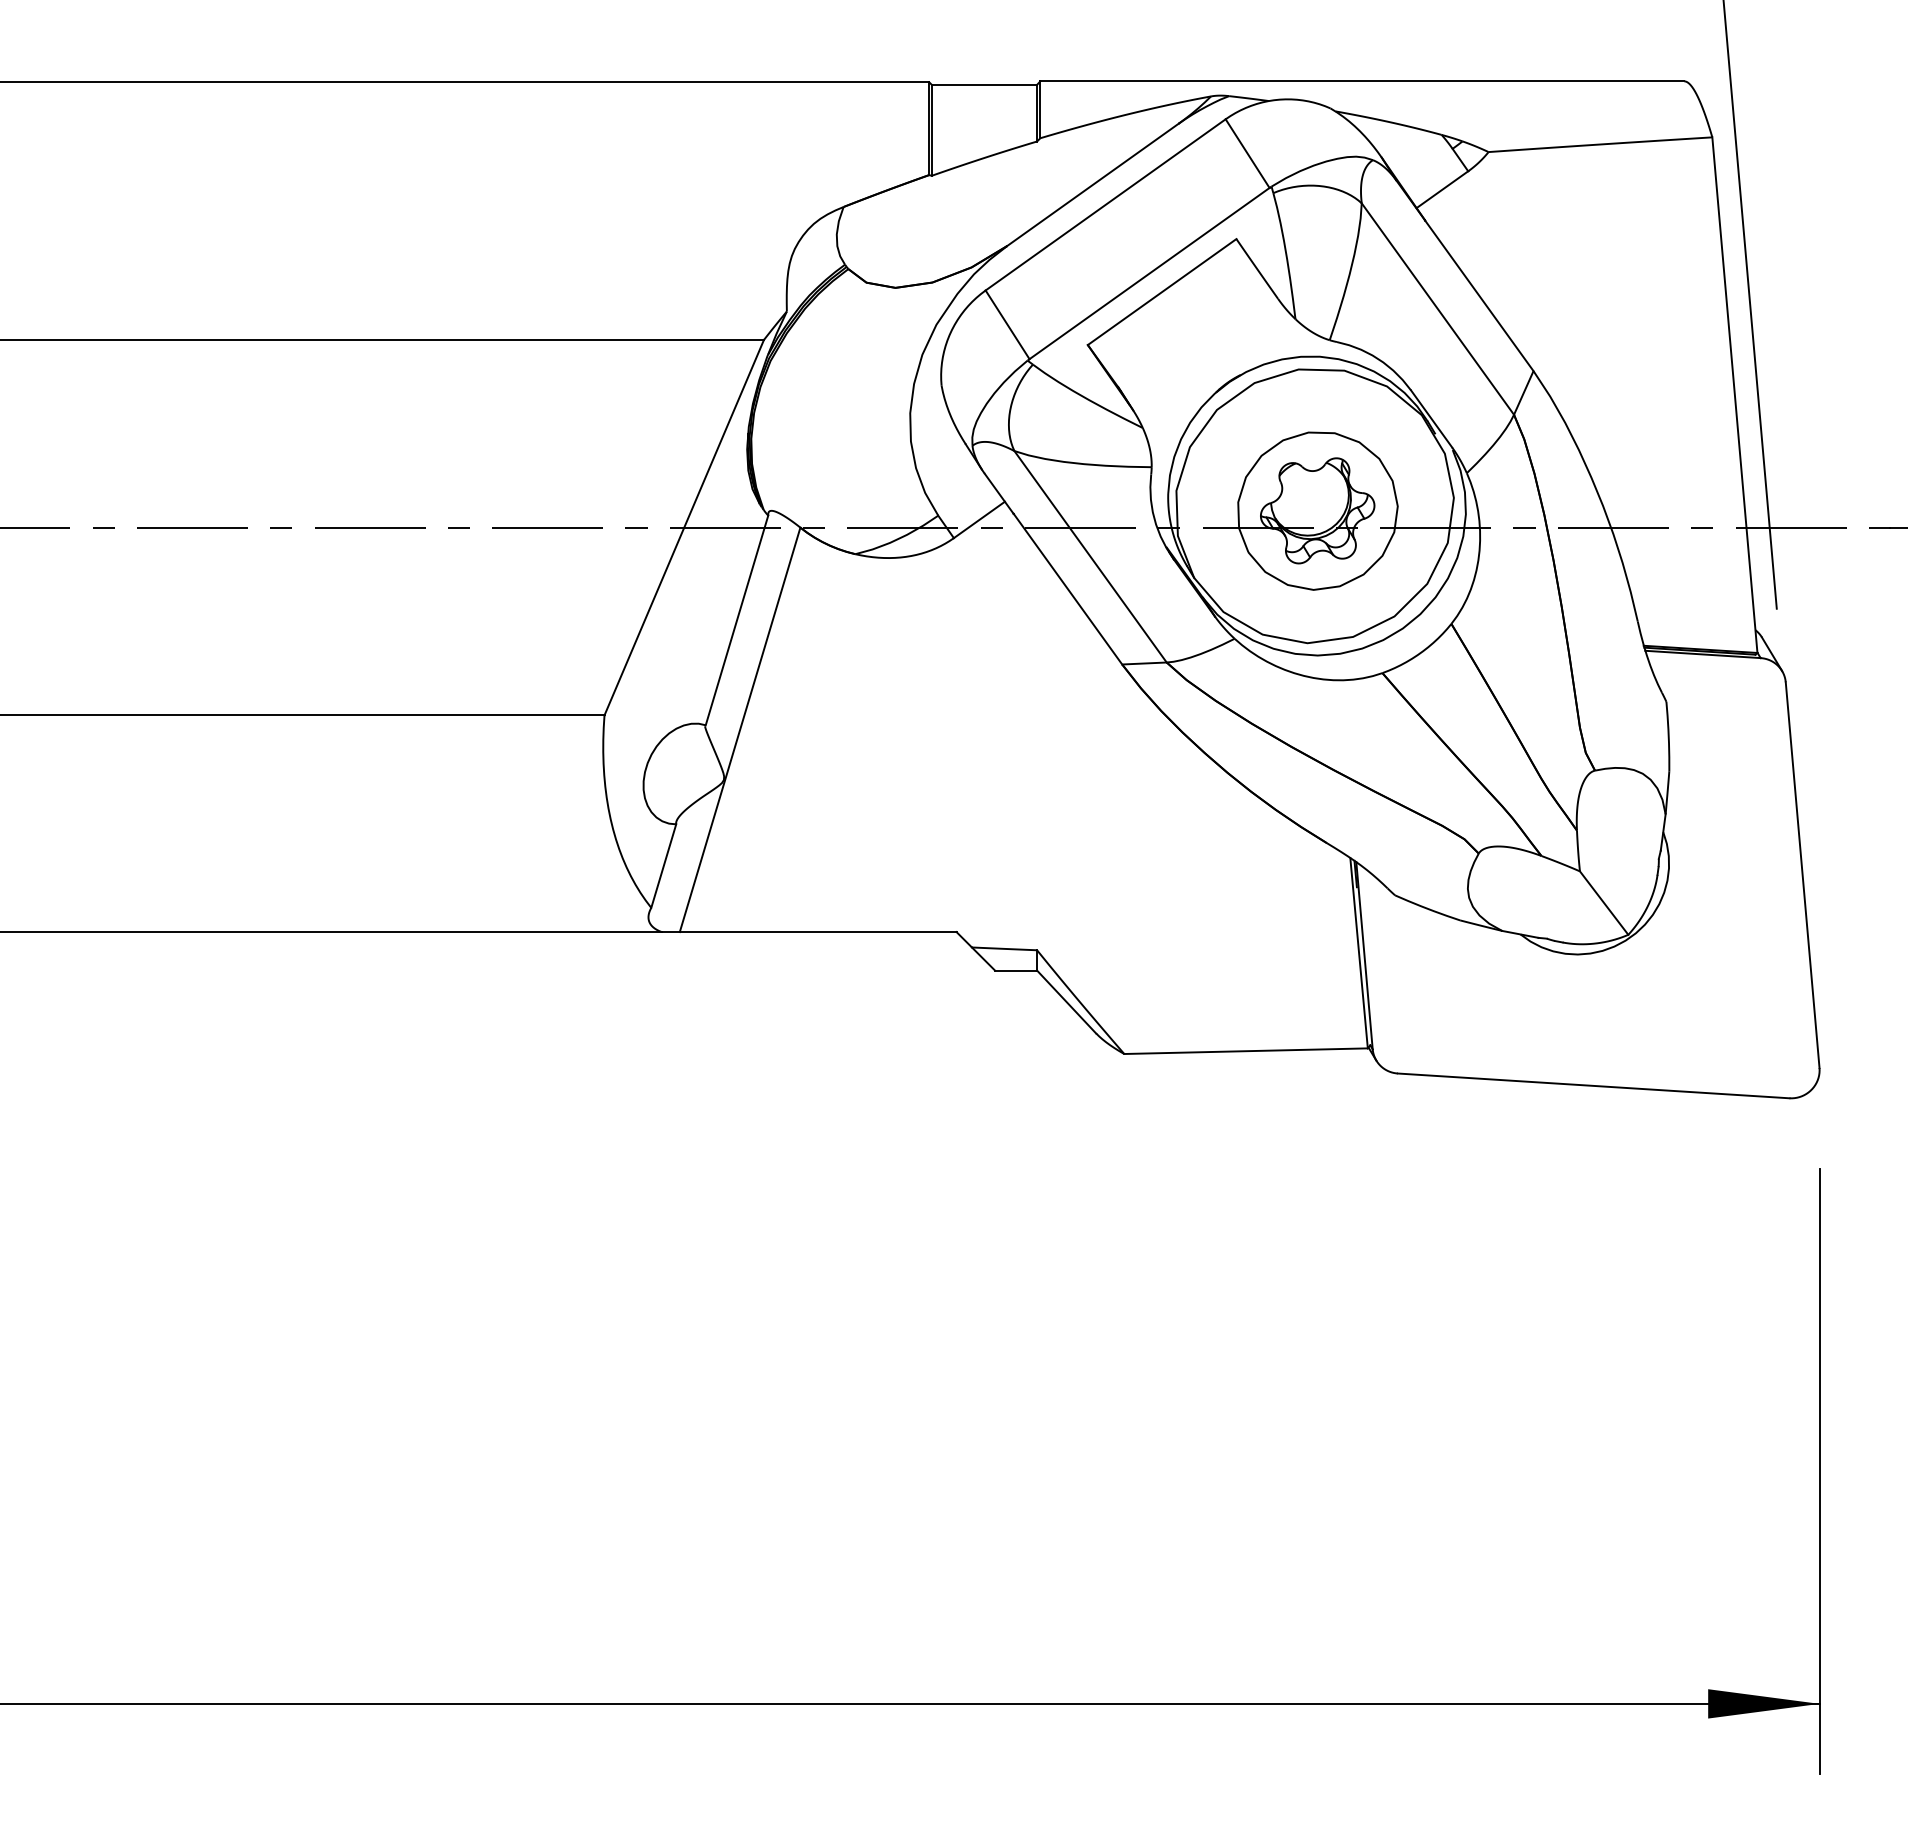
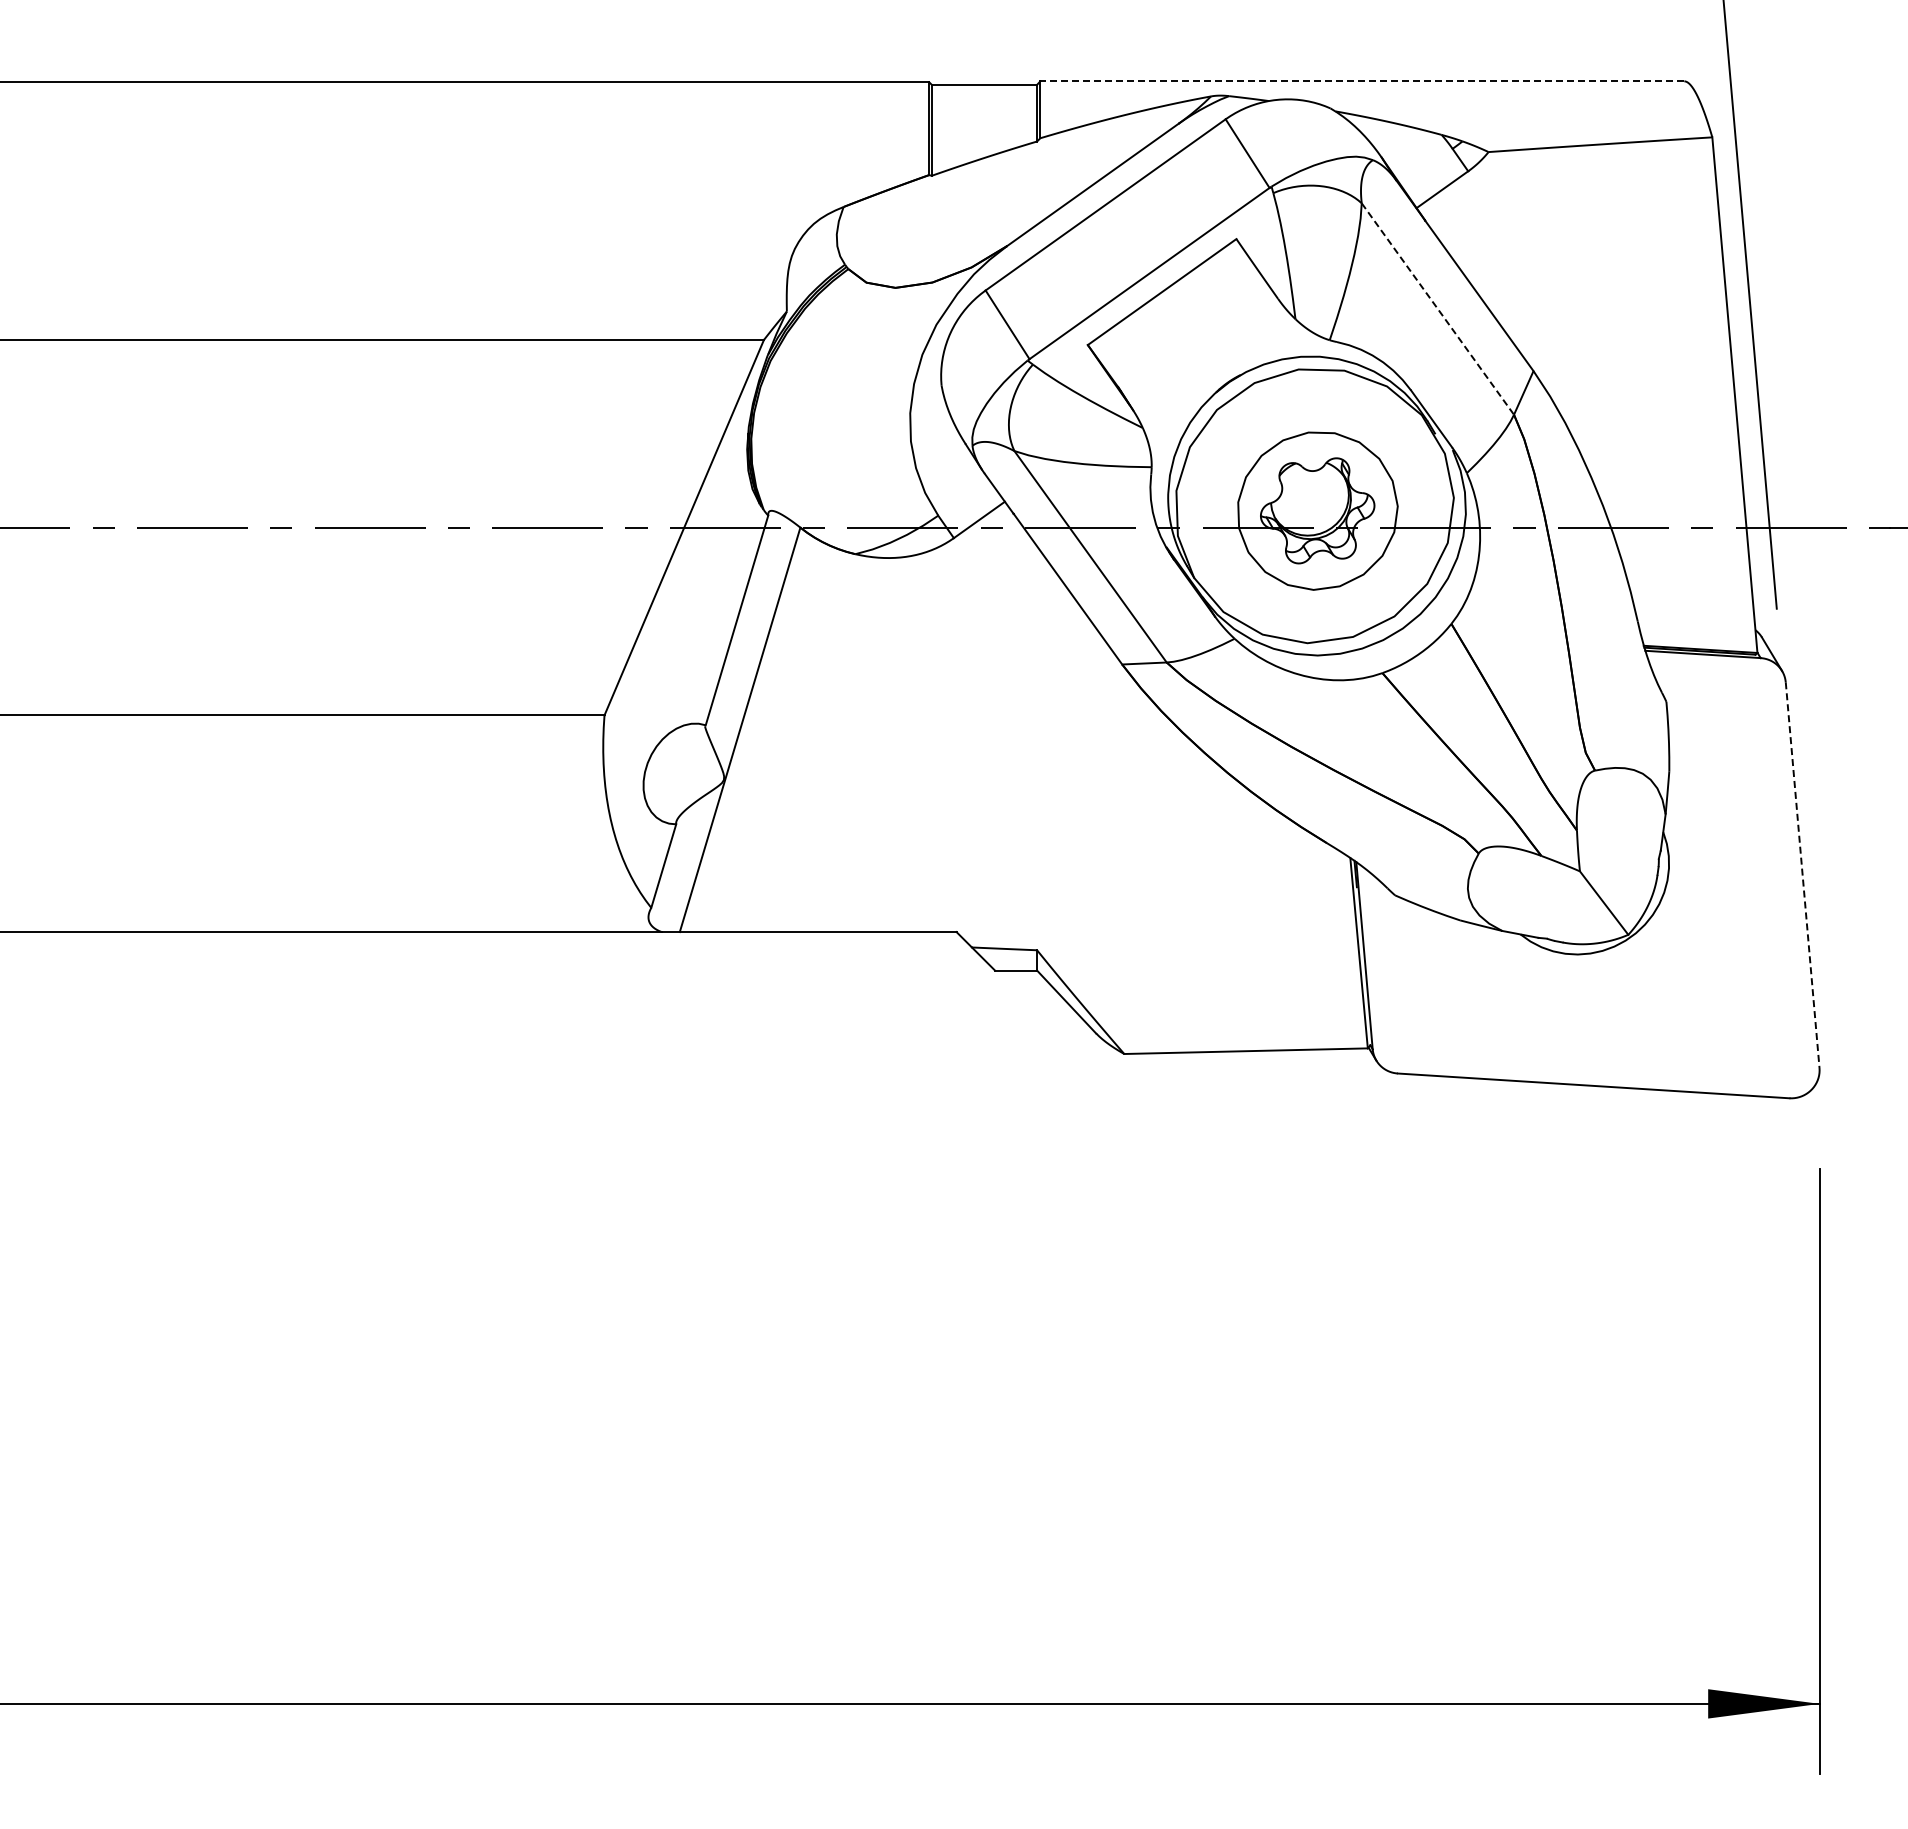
line: solid -> dashed (1362, 81)
line: solid -> dashed (1438, 309)
line: solid -> dashed (1802, 875)
